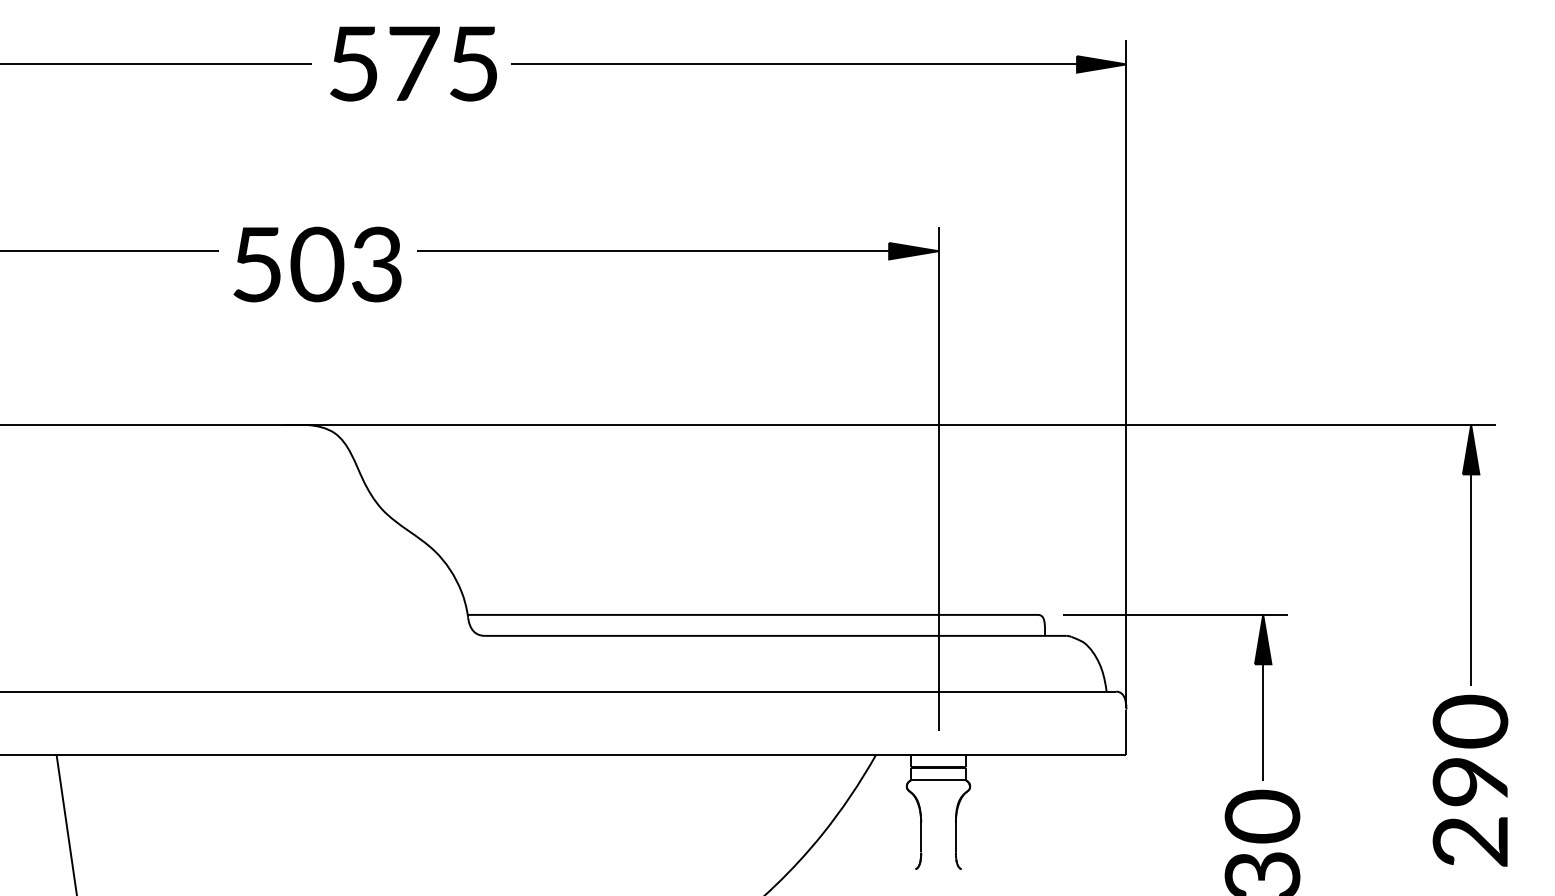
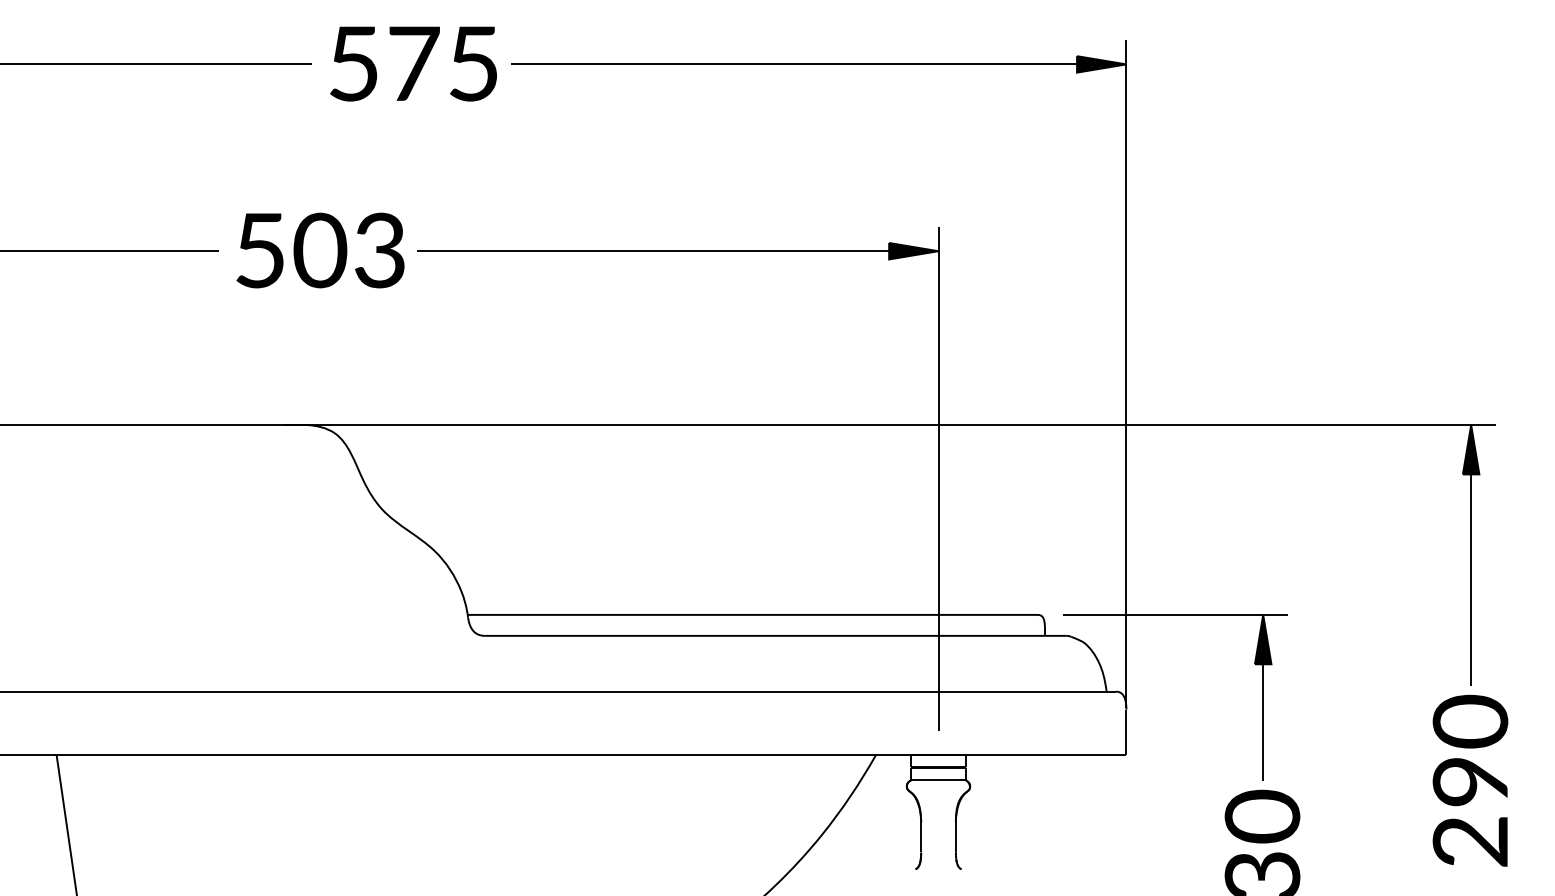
text position: (317, 264) -> (320, 250) (320, 250)
